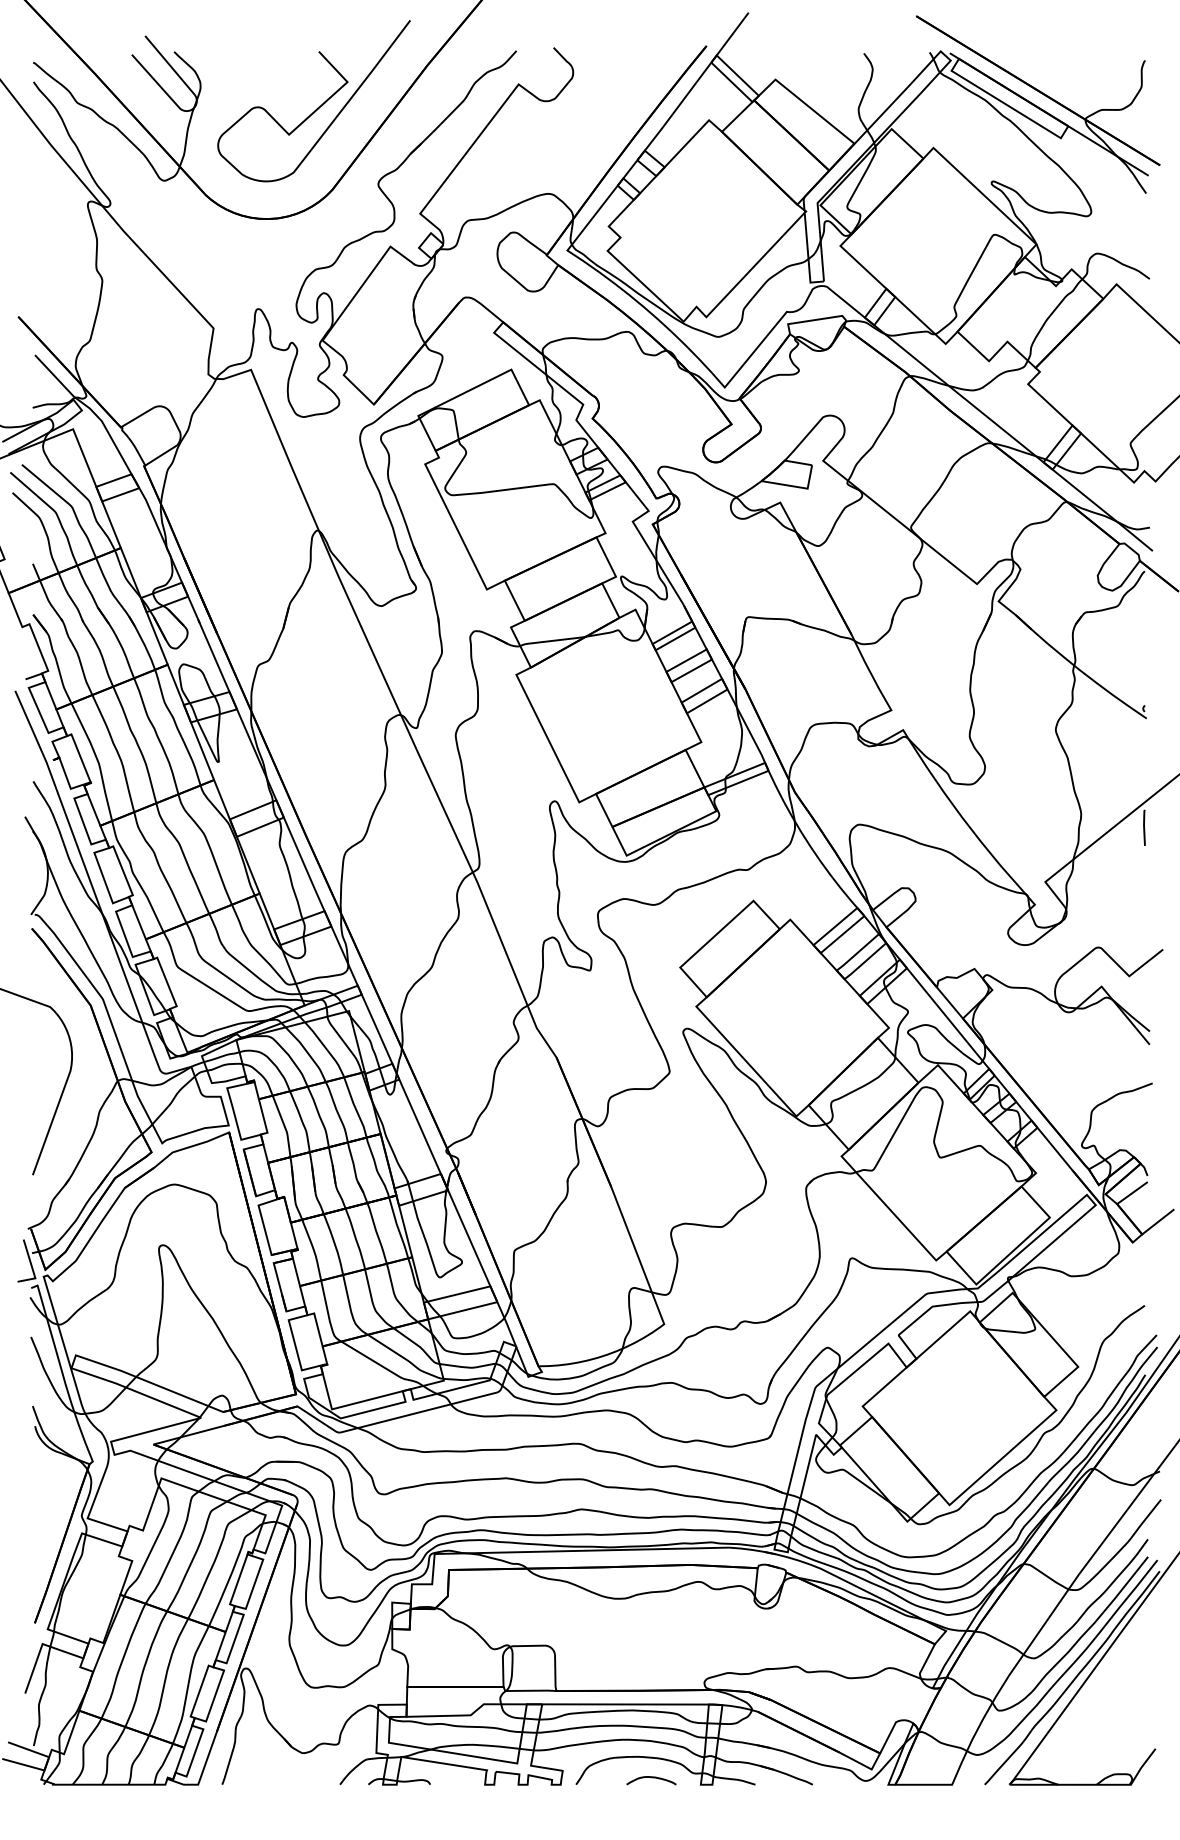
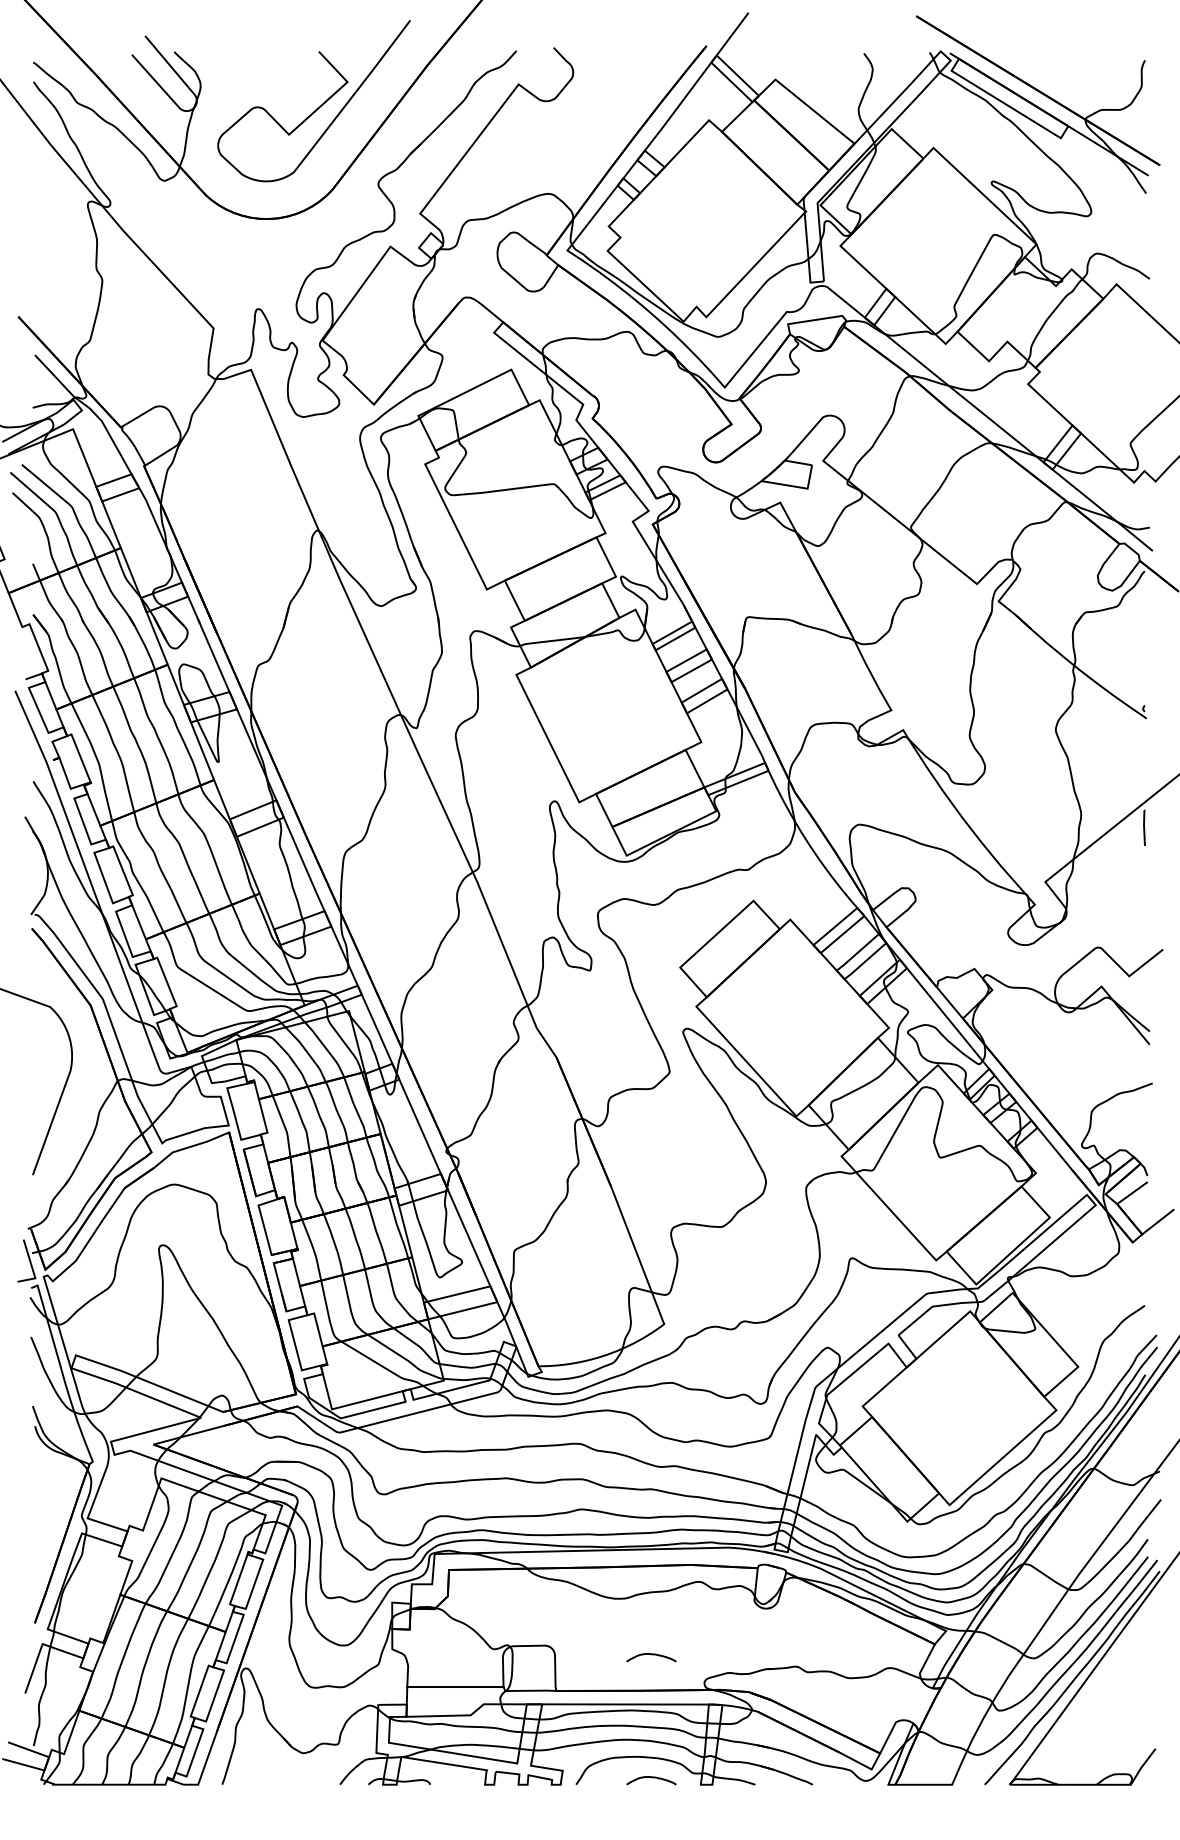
curve: none -> present (651, 1655)
